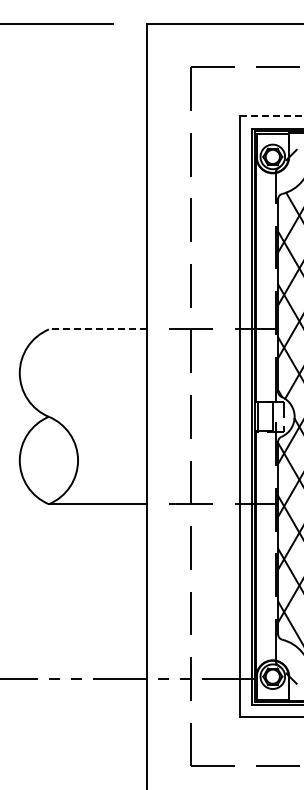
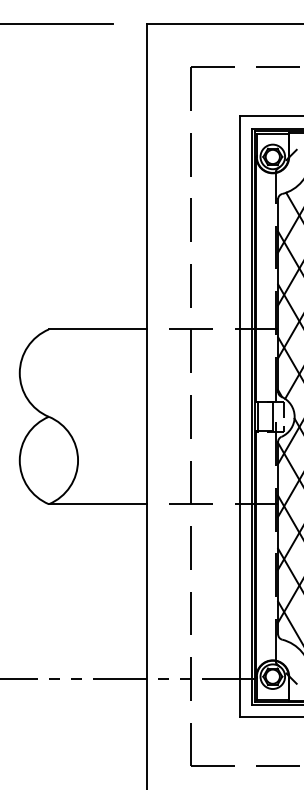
line: dashed -> solid (272, 116)
line: dashed -> solid (97, 329)
